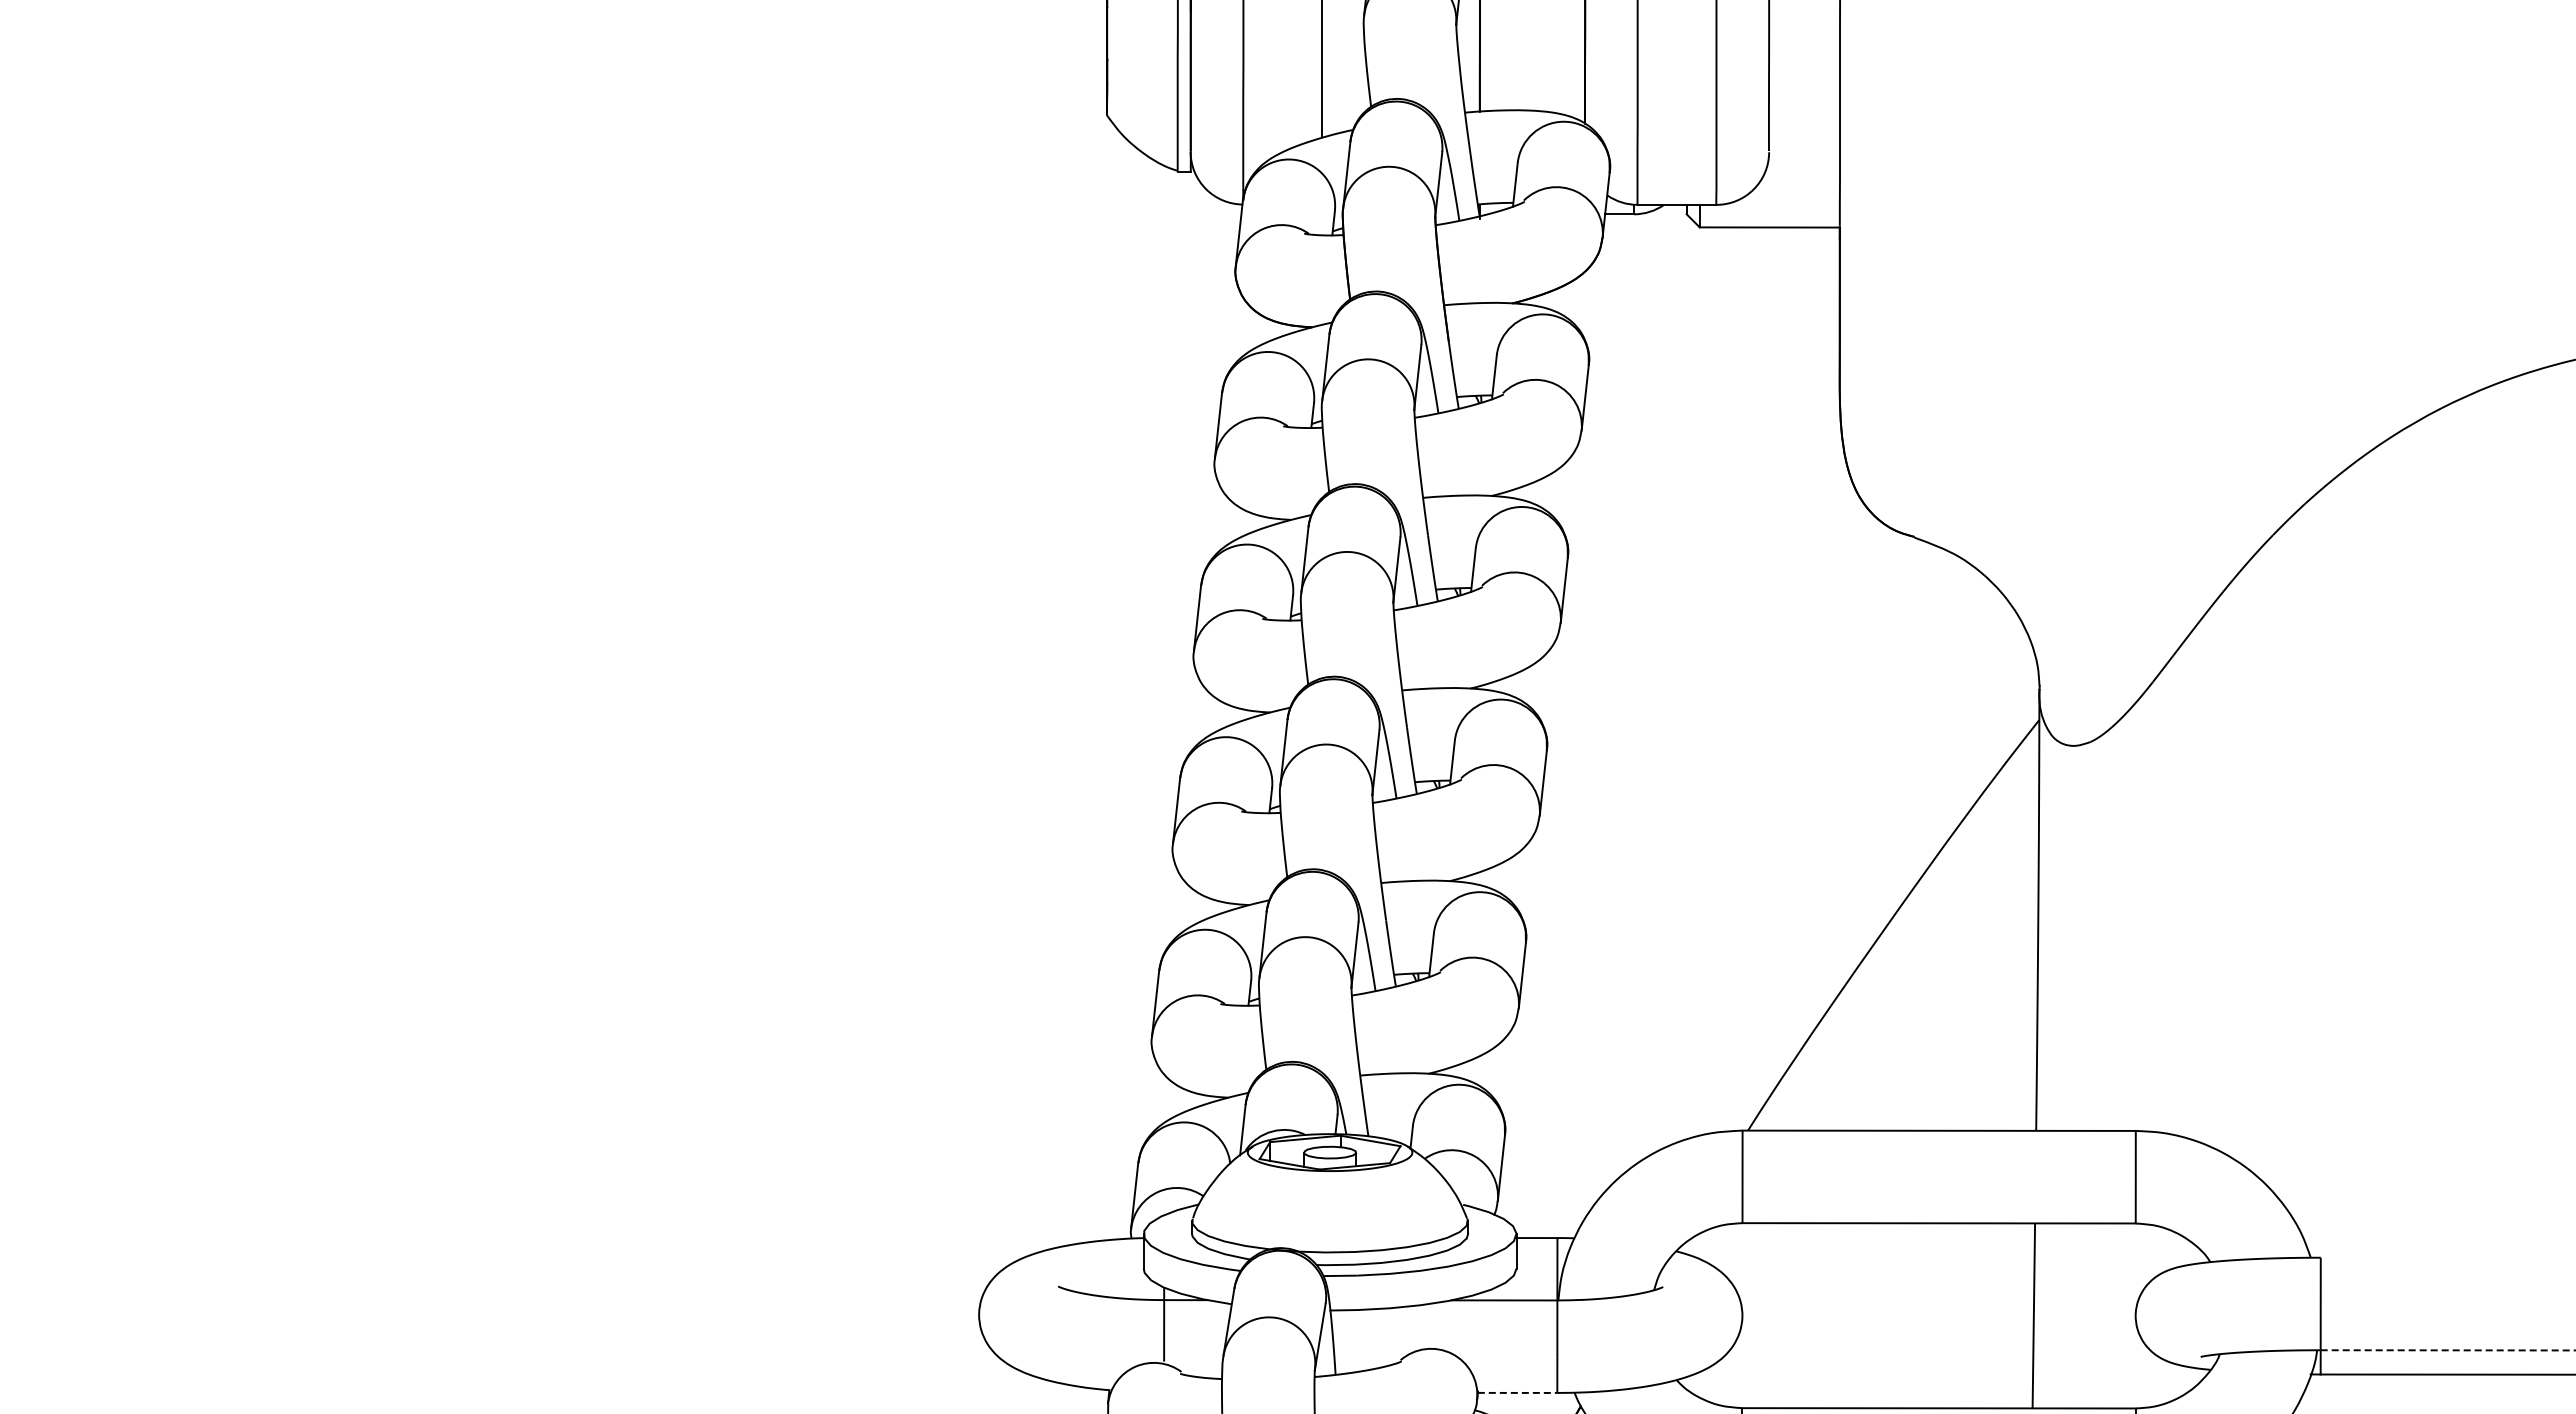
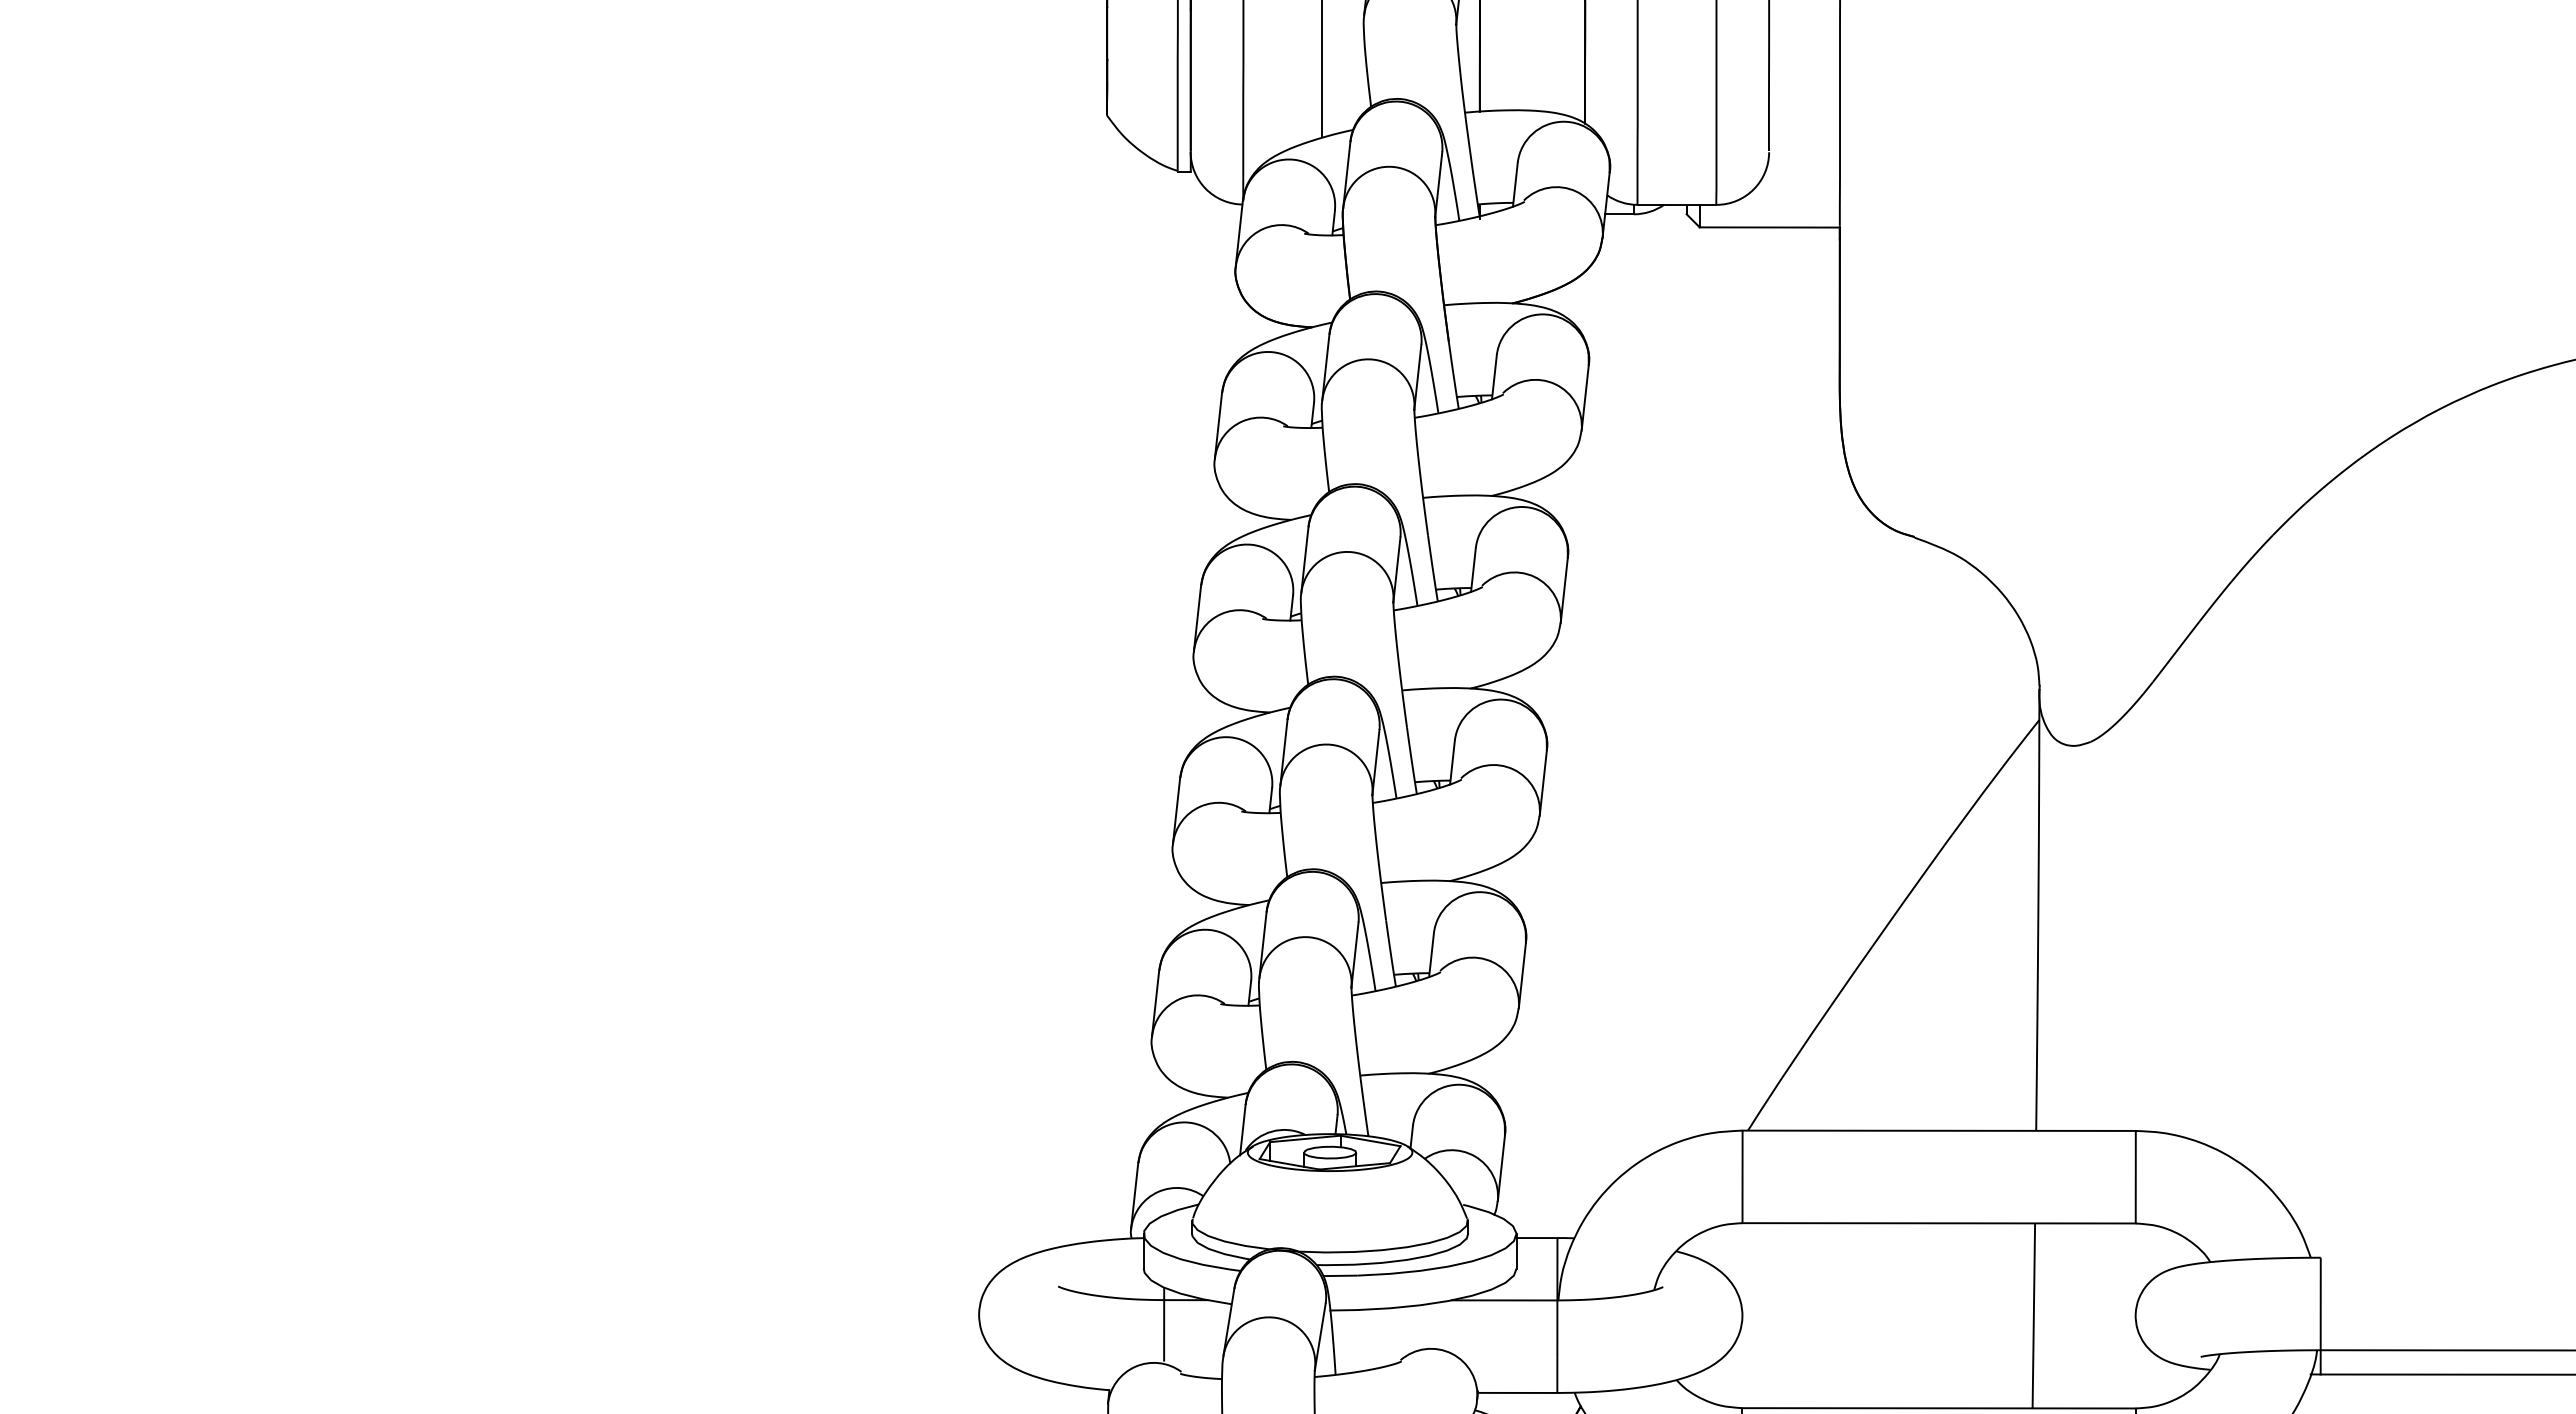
line: dashed -> solid (2448, 1350)
line: dashed -> solid (1517, 1392)
